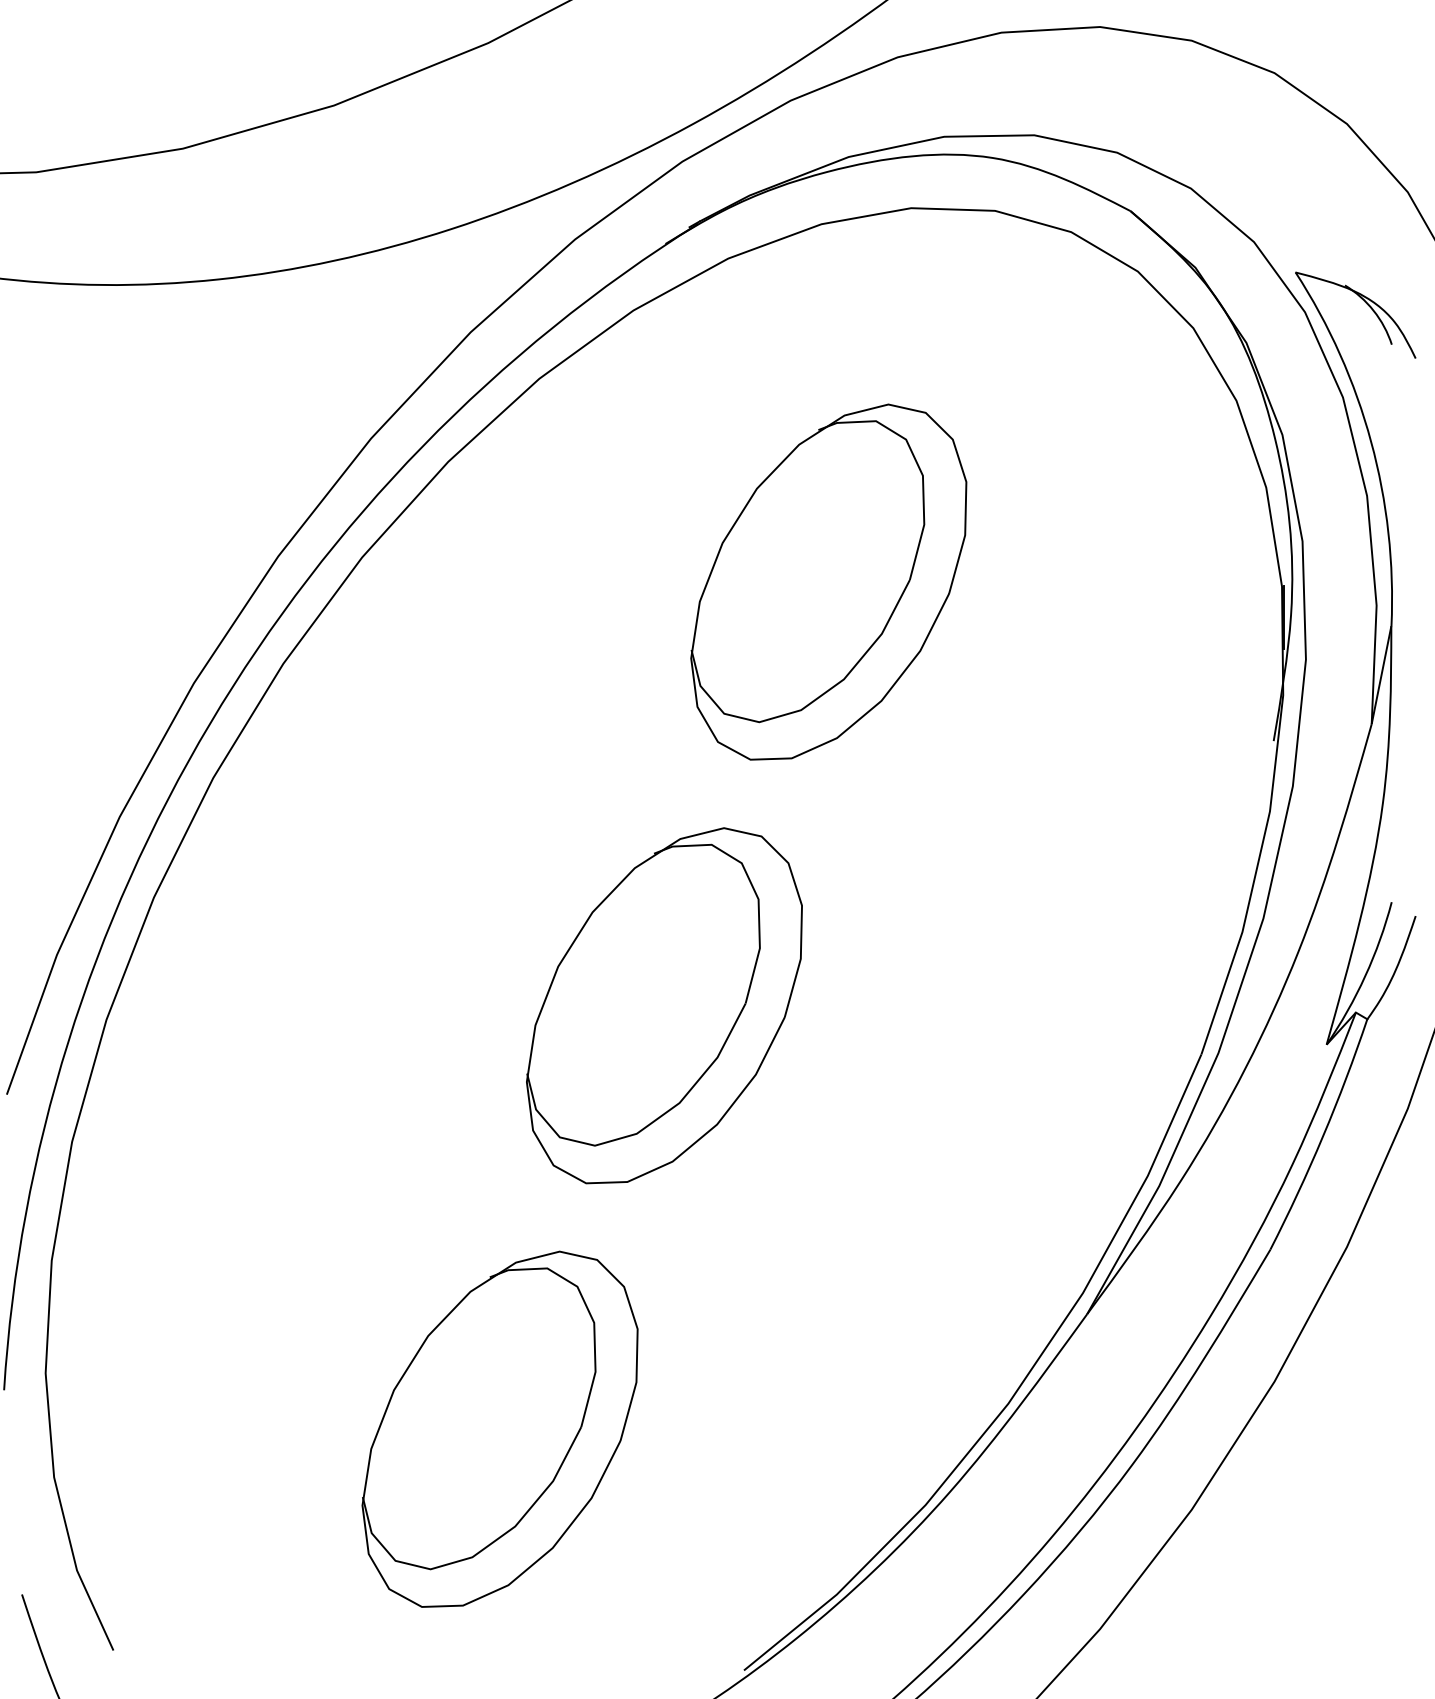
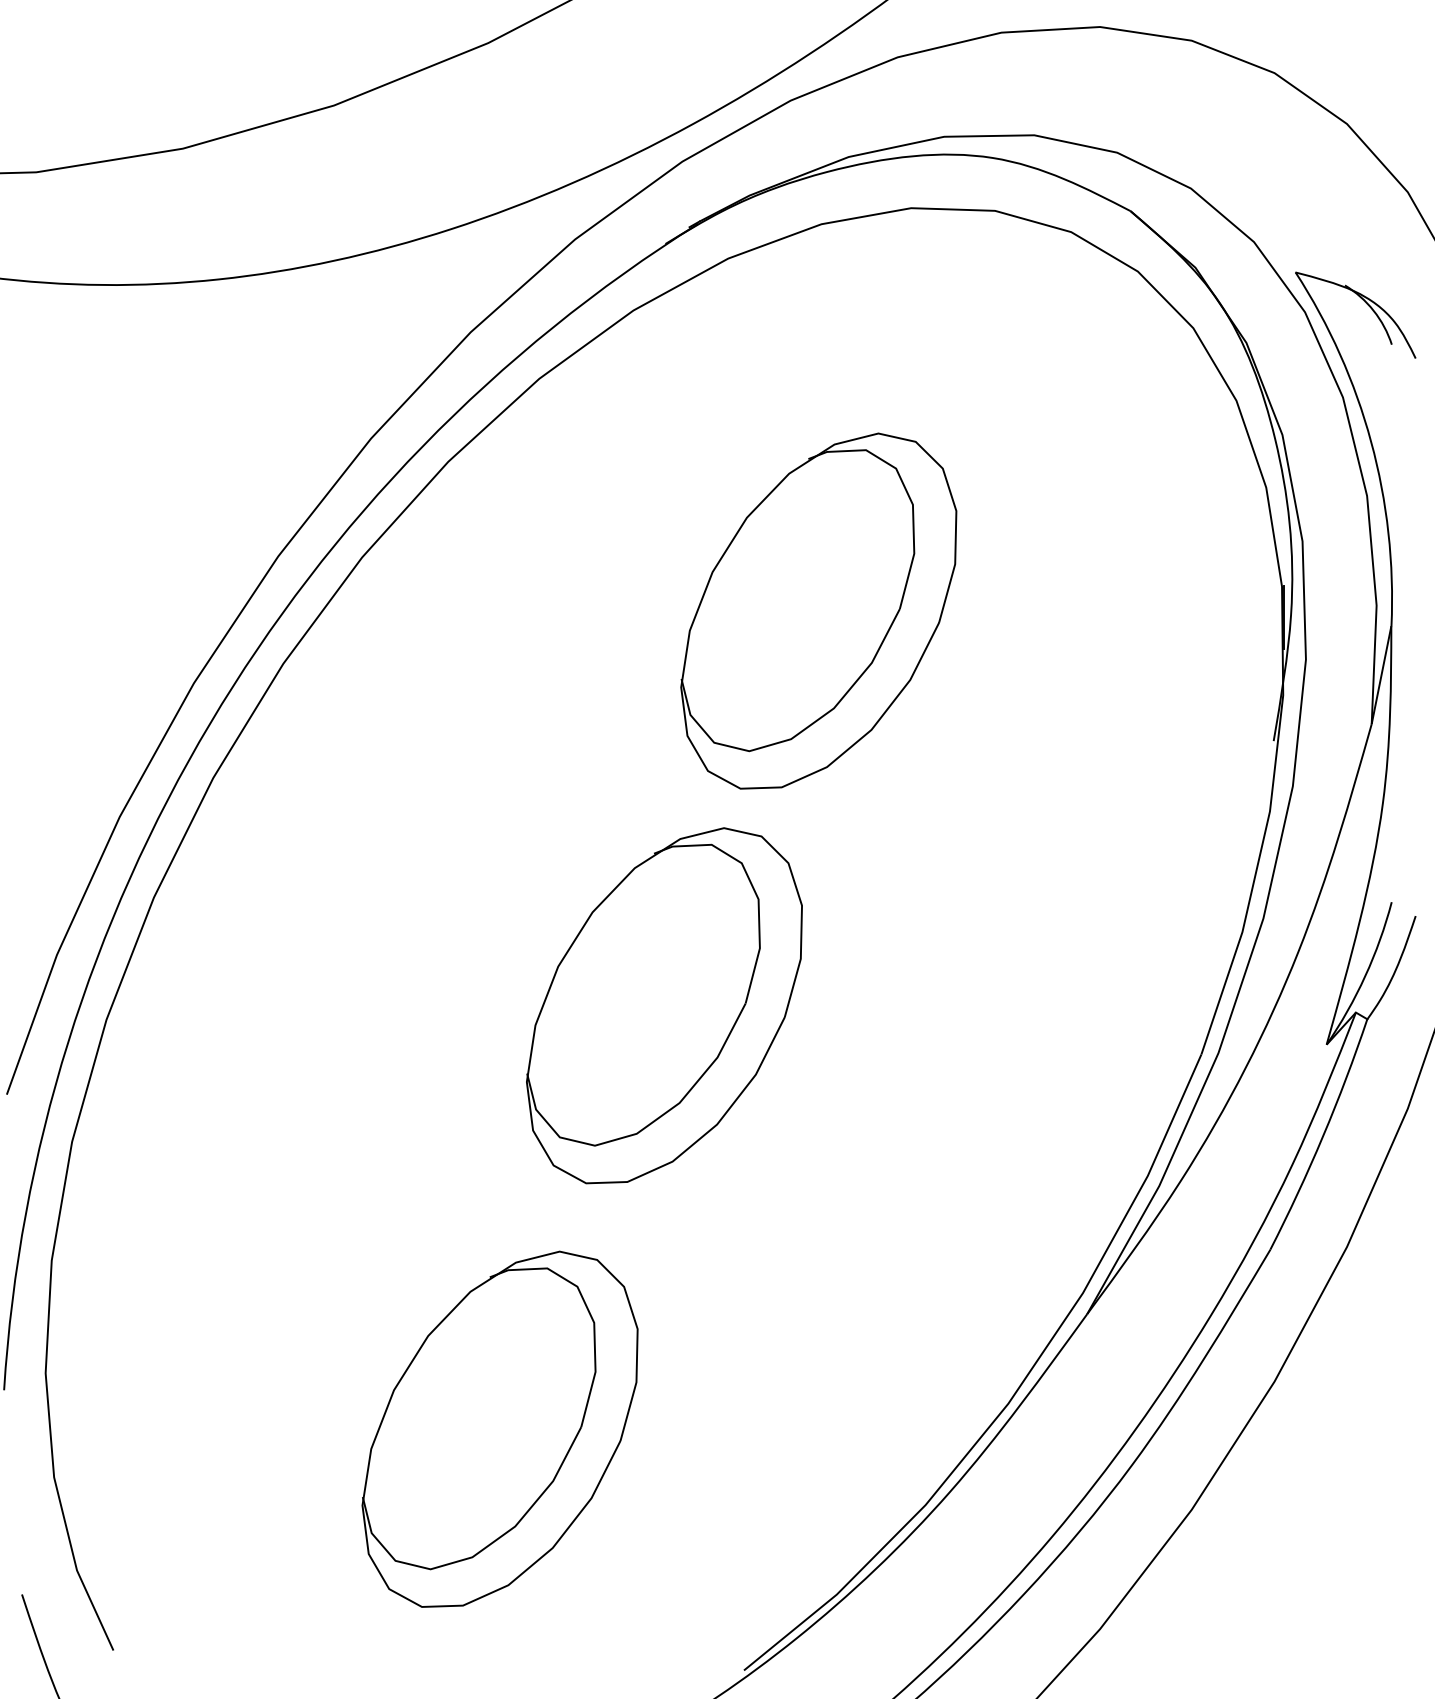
part position: (828, 581) -> (818, 610) (818, 610)
